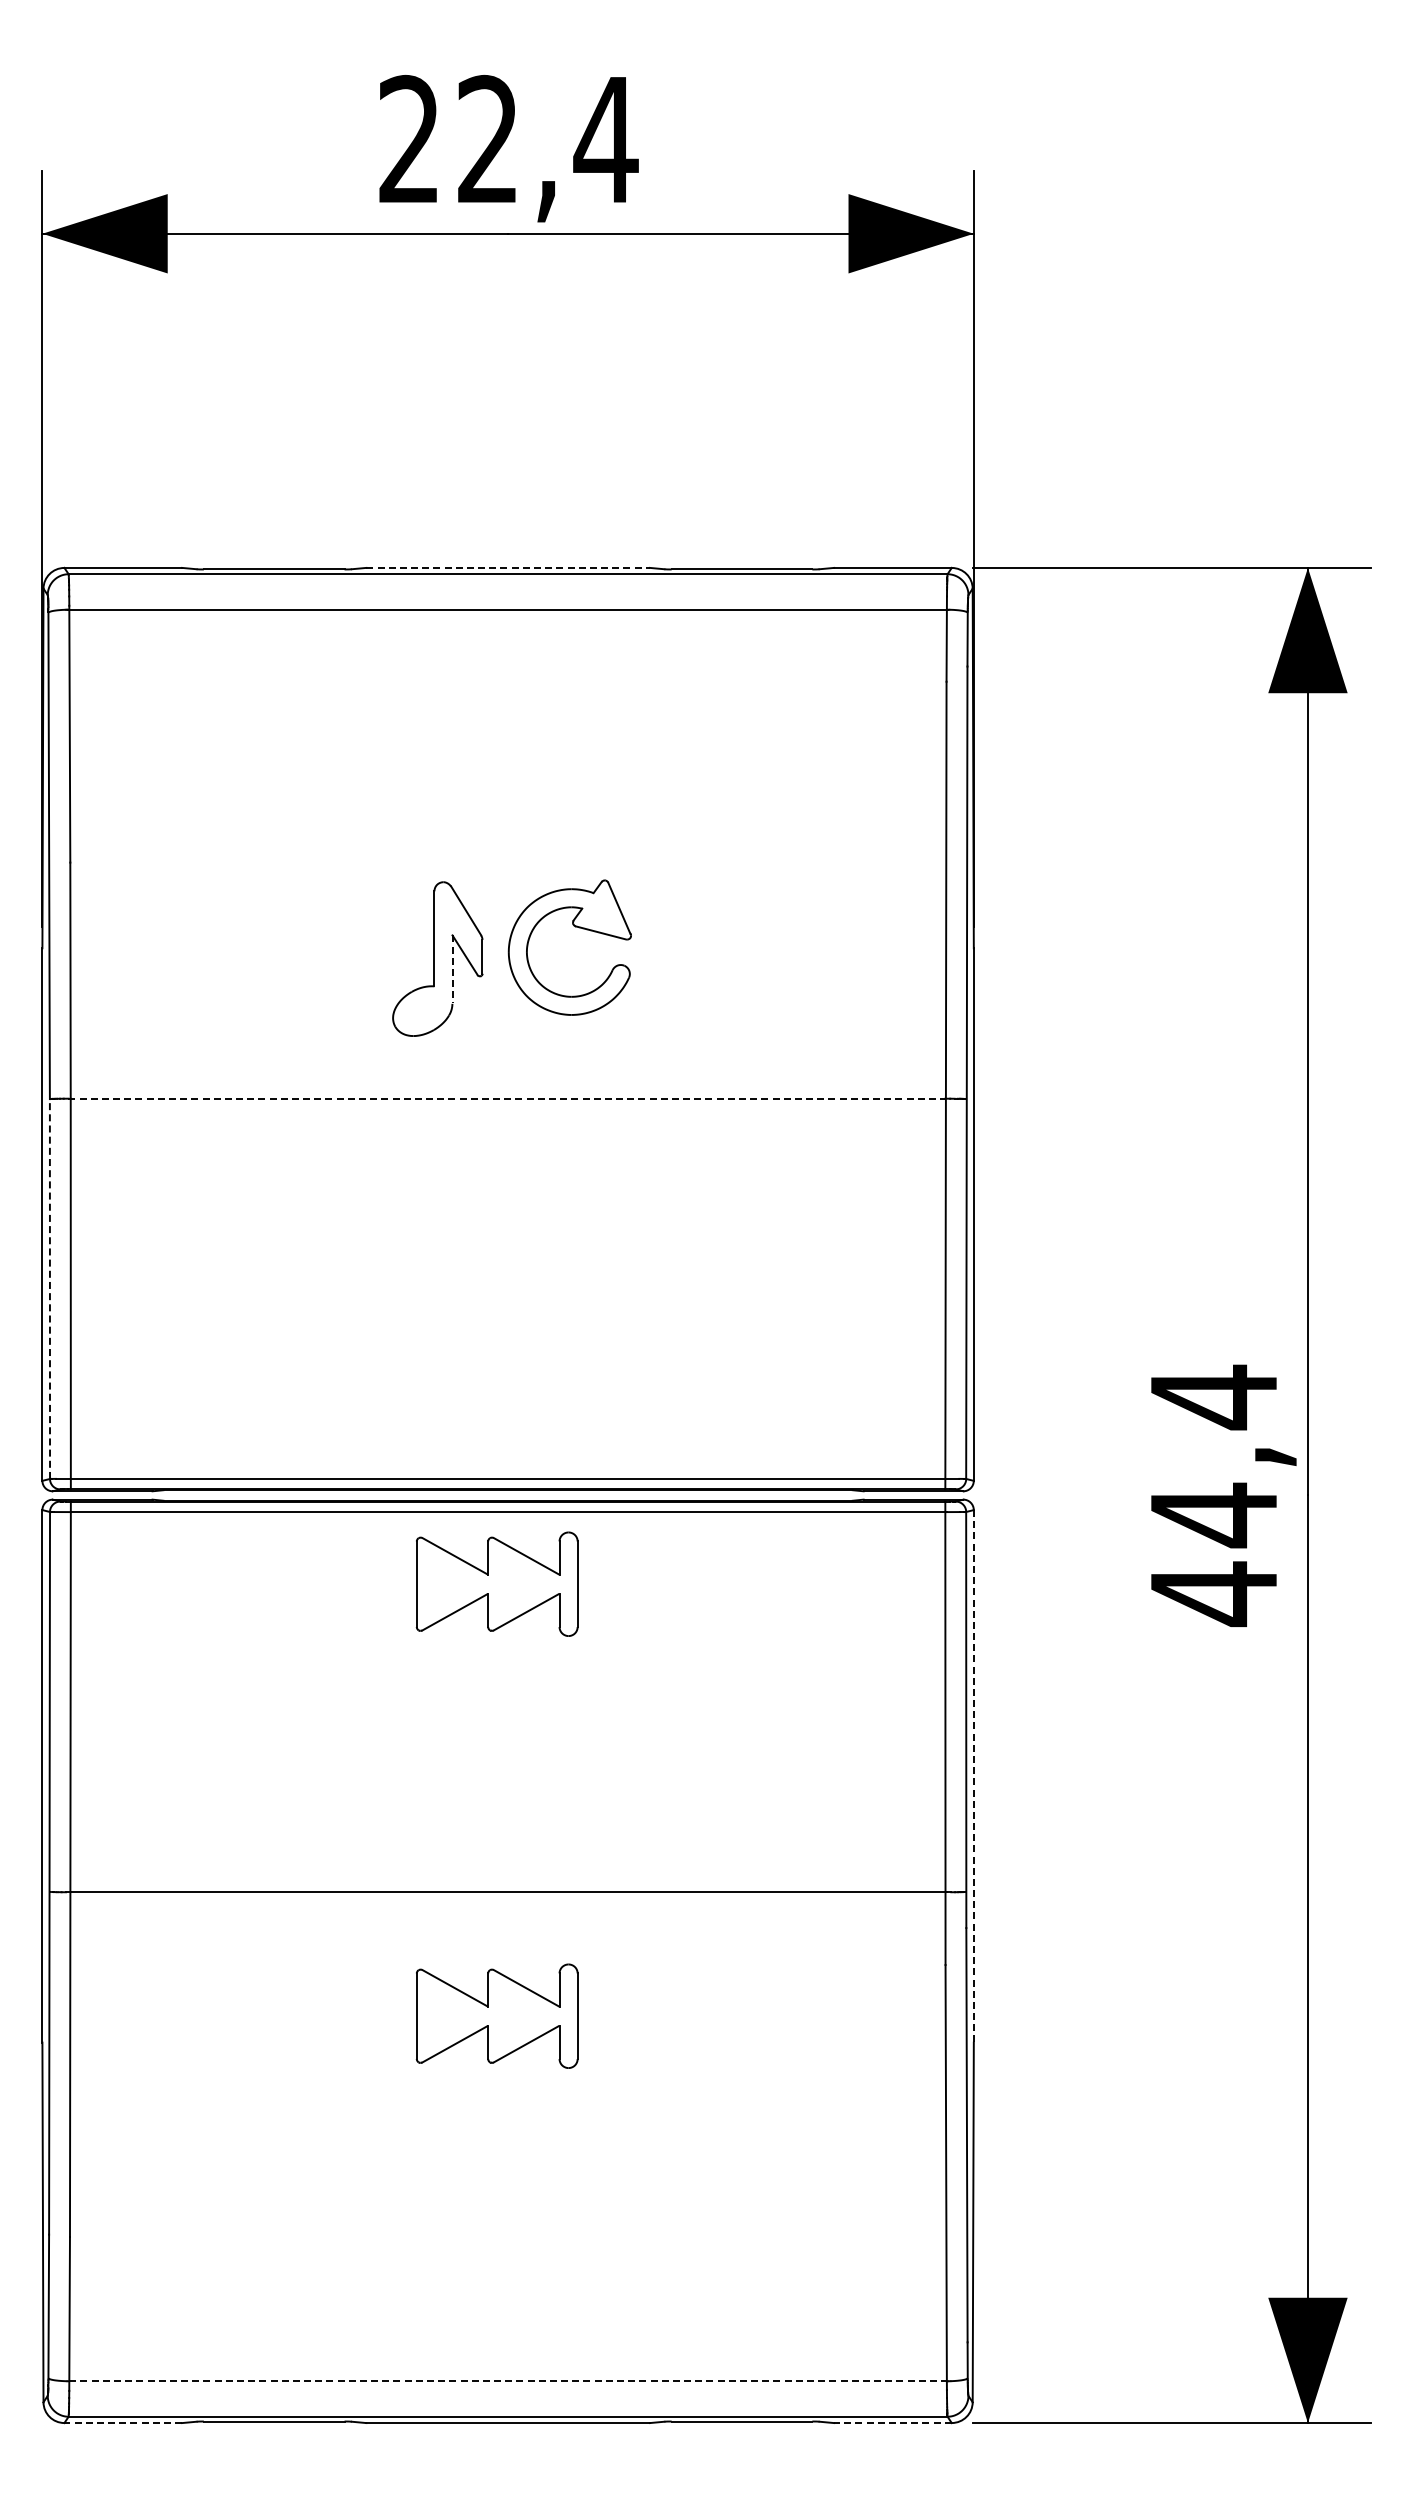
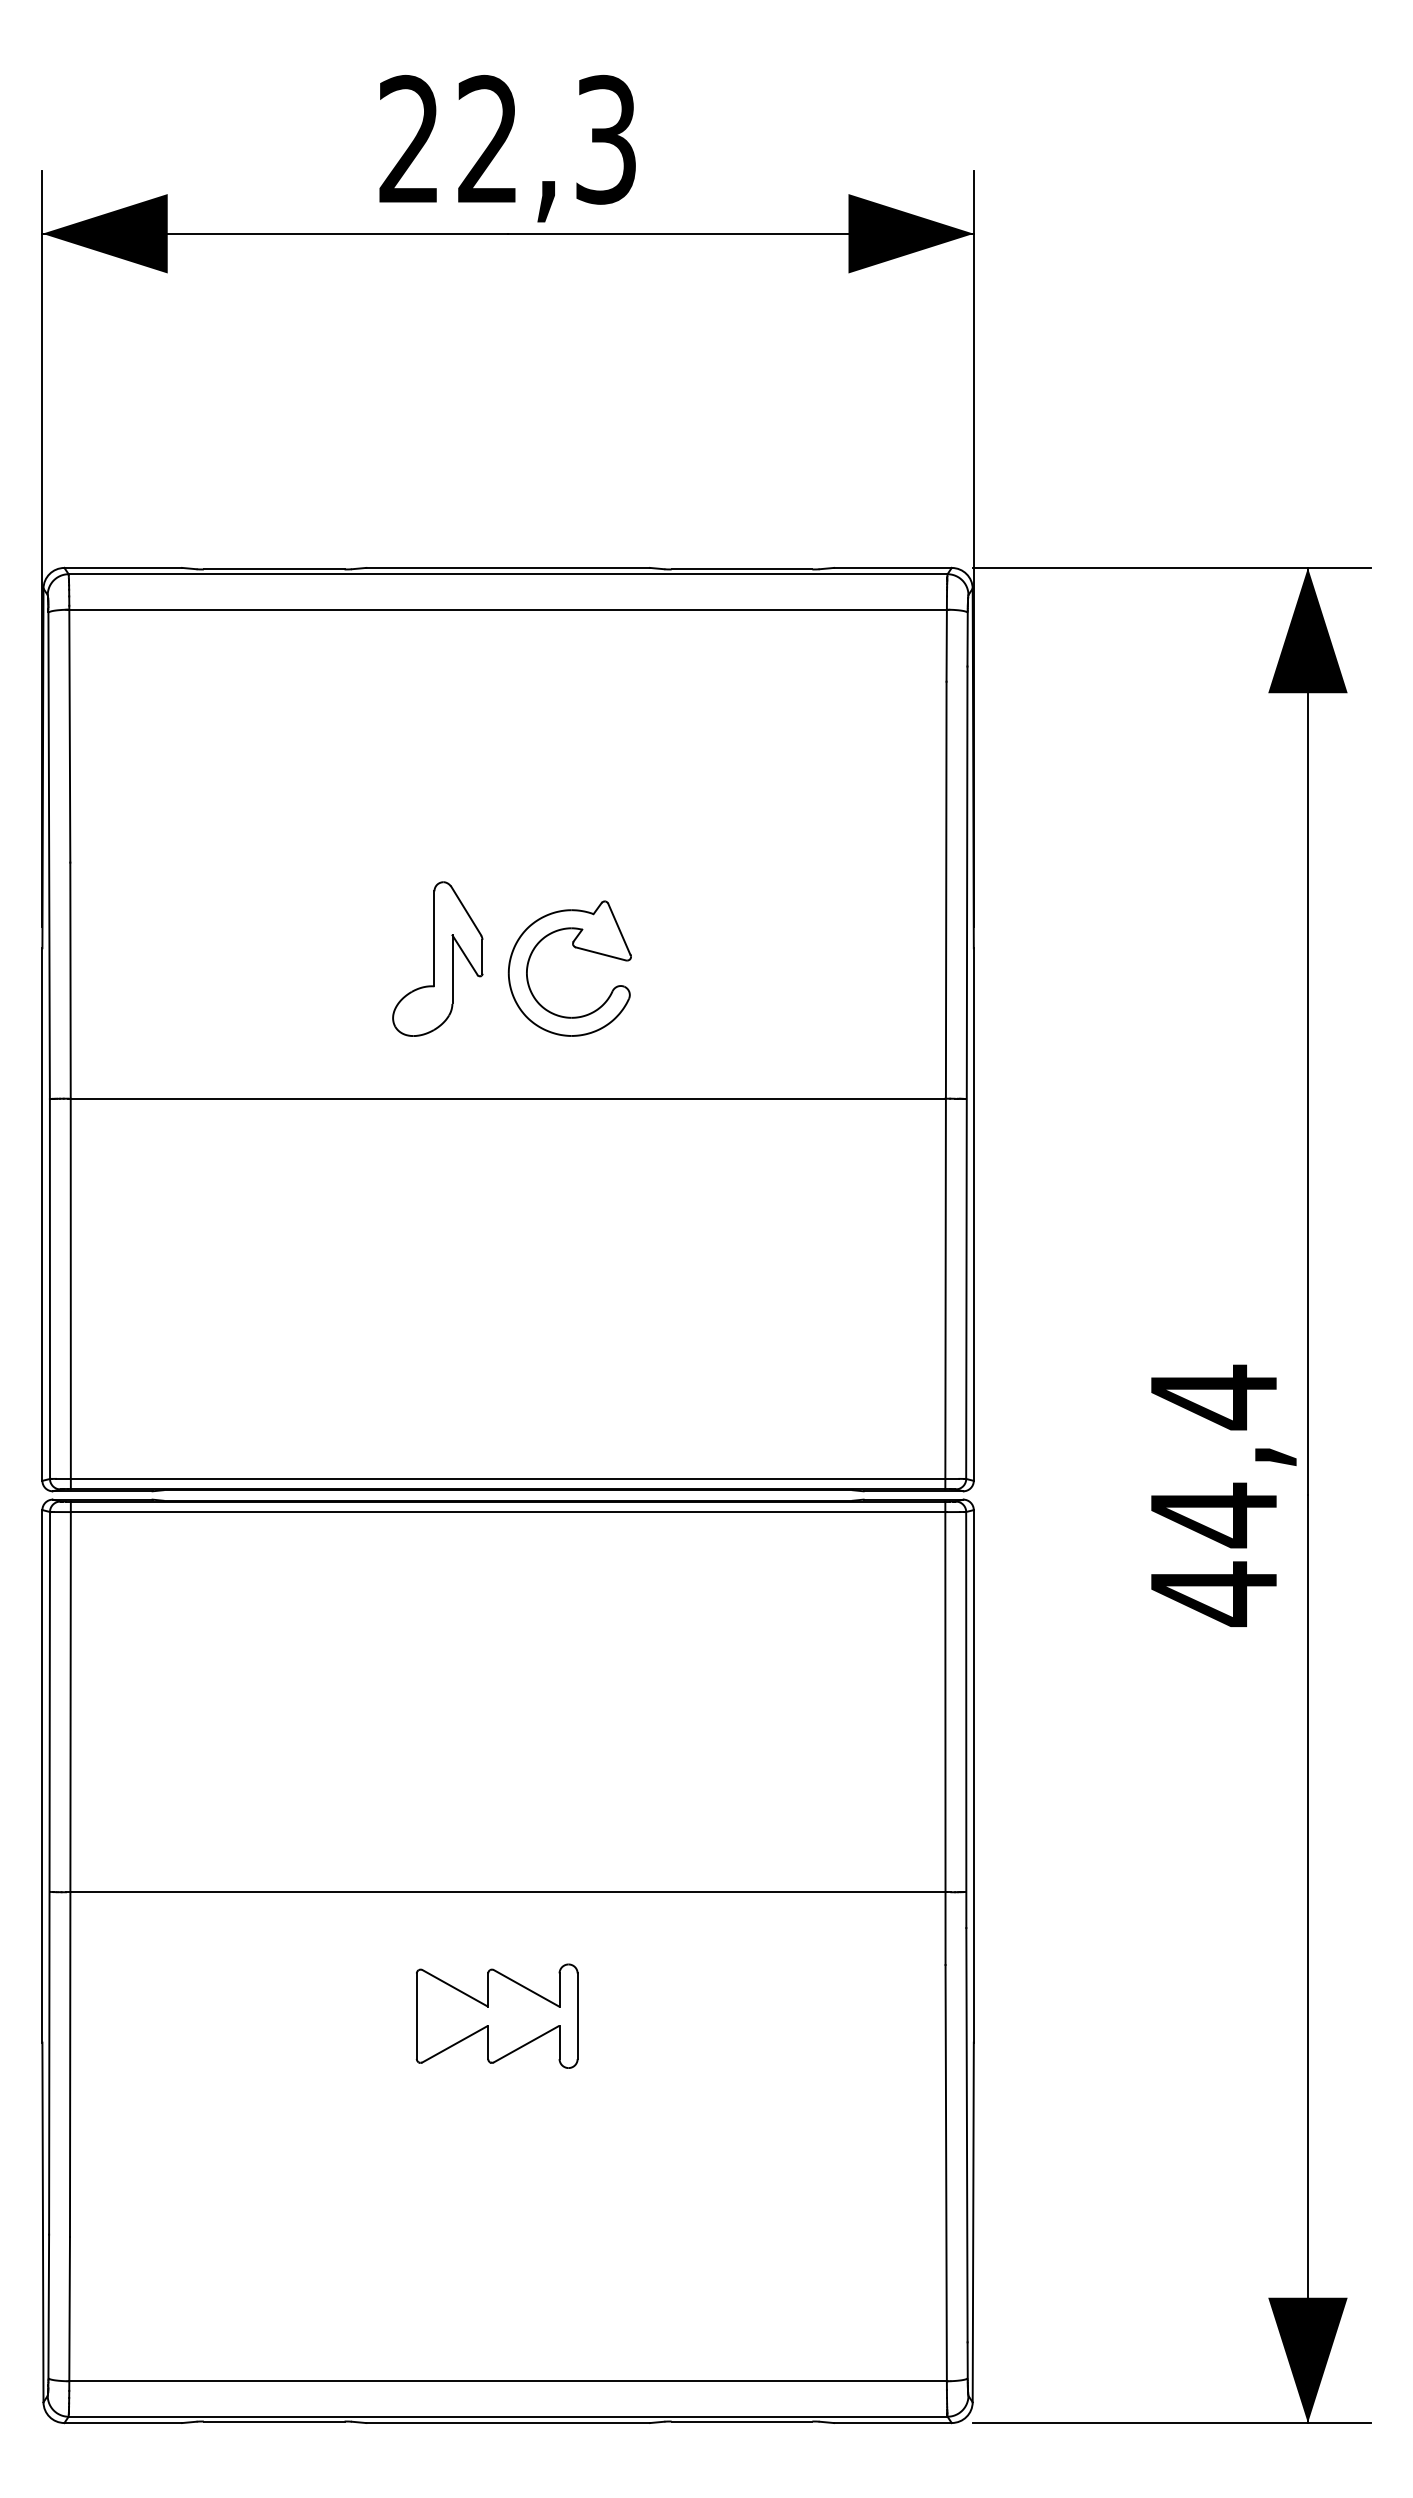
text: 22,4 -> 22,3 (605, 139)
line: dashed -> solid (508, 567)
part position: (575, 927) -> (575, 948) (575, 948)
line: dashed -> solid (452, 969)
line: dashed -> solid (506, 1098)
line: dashed -> solid (49, 1289)
part: present -> none (496, 1583)
line: dashed -> solid (973, 1776)
line: dashed -> solid (508, 2381)
line: dashed -> solid (123, 2423)
line: dashed -> solid (892, 2423)
